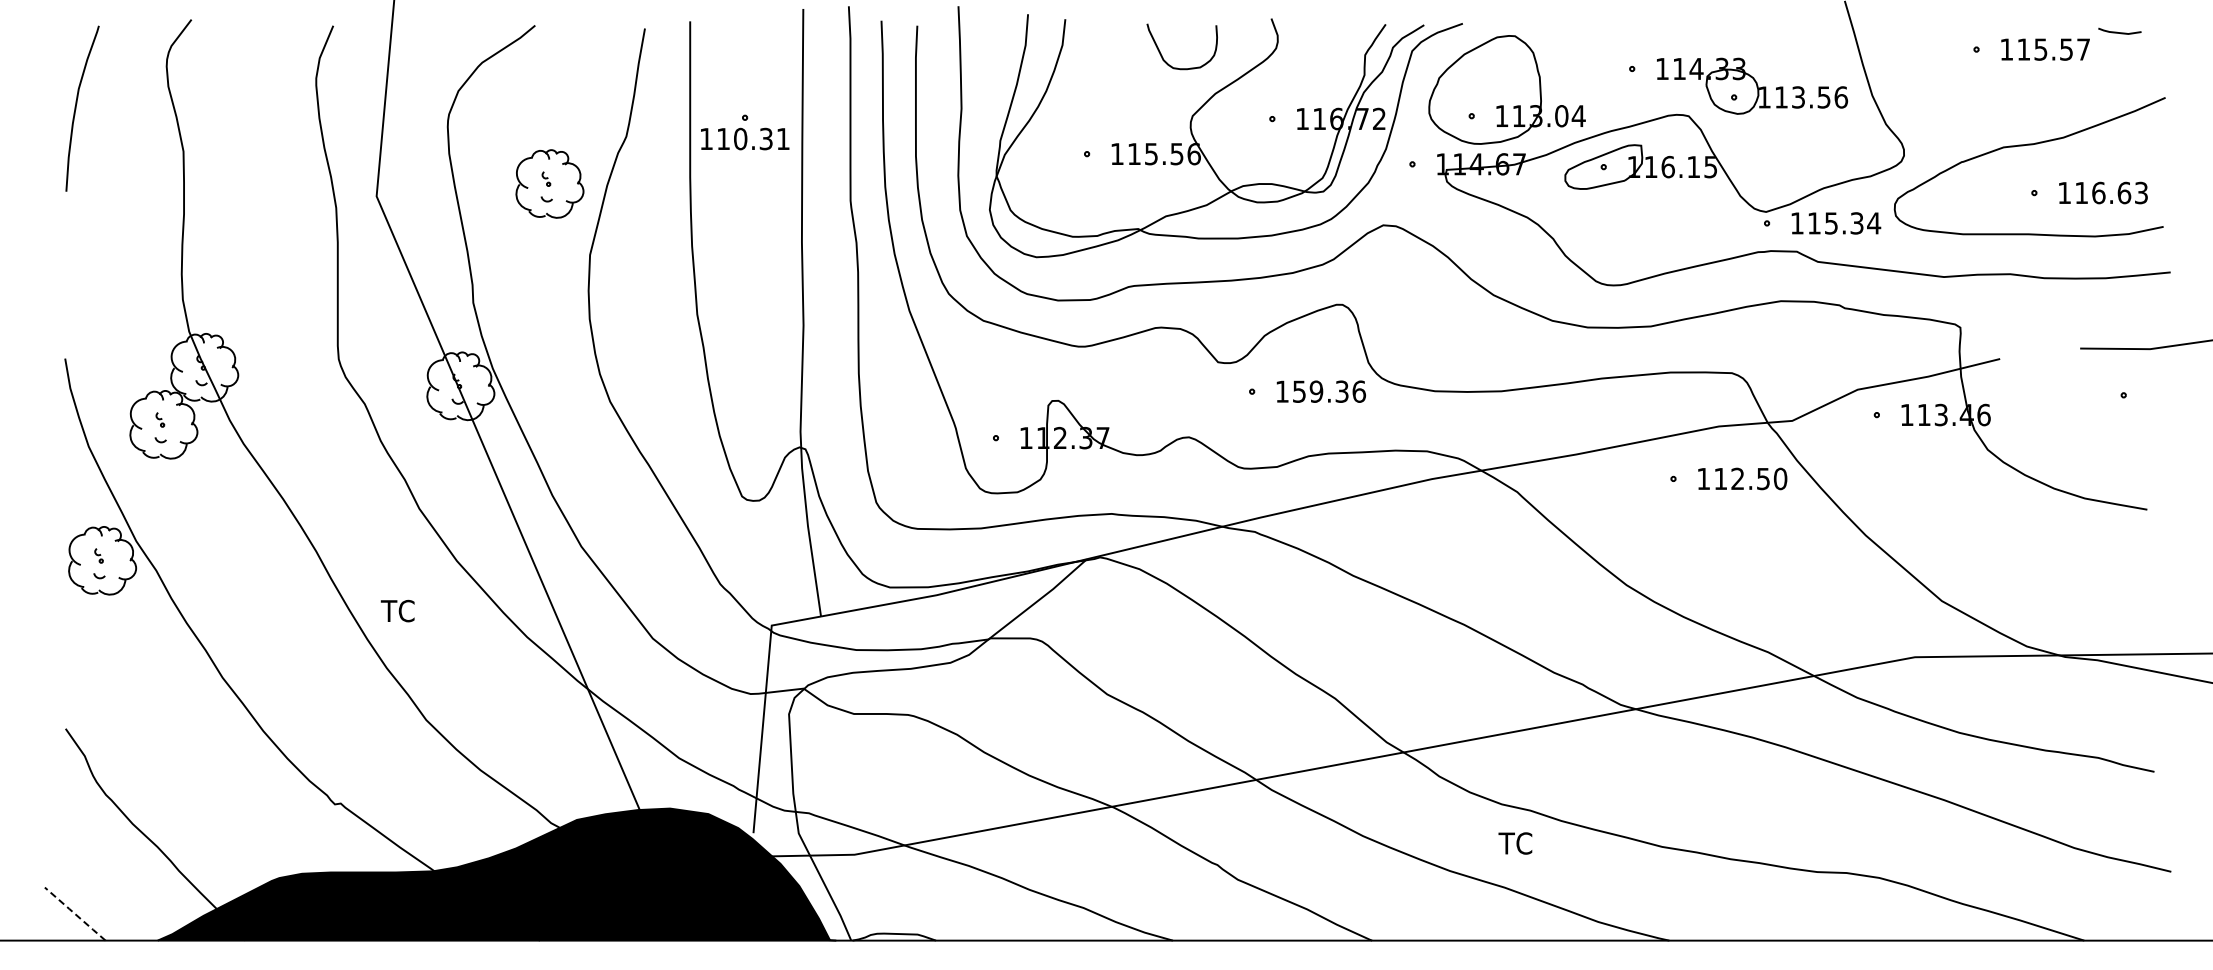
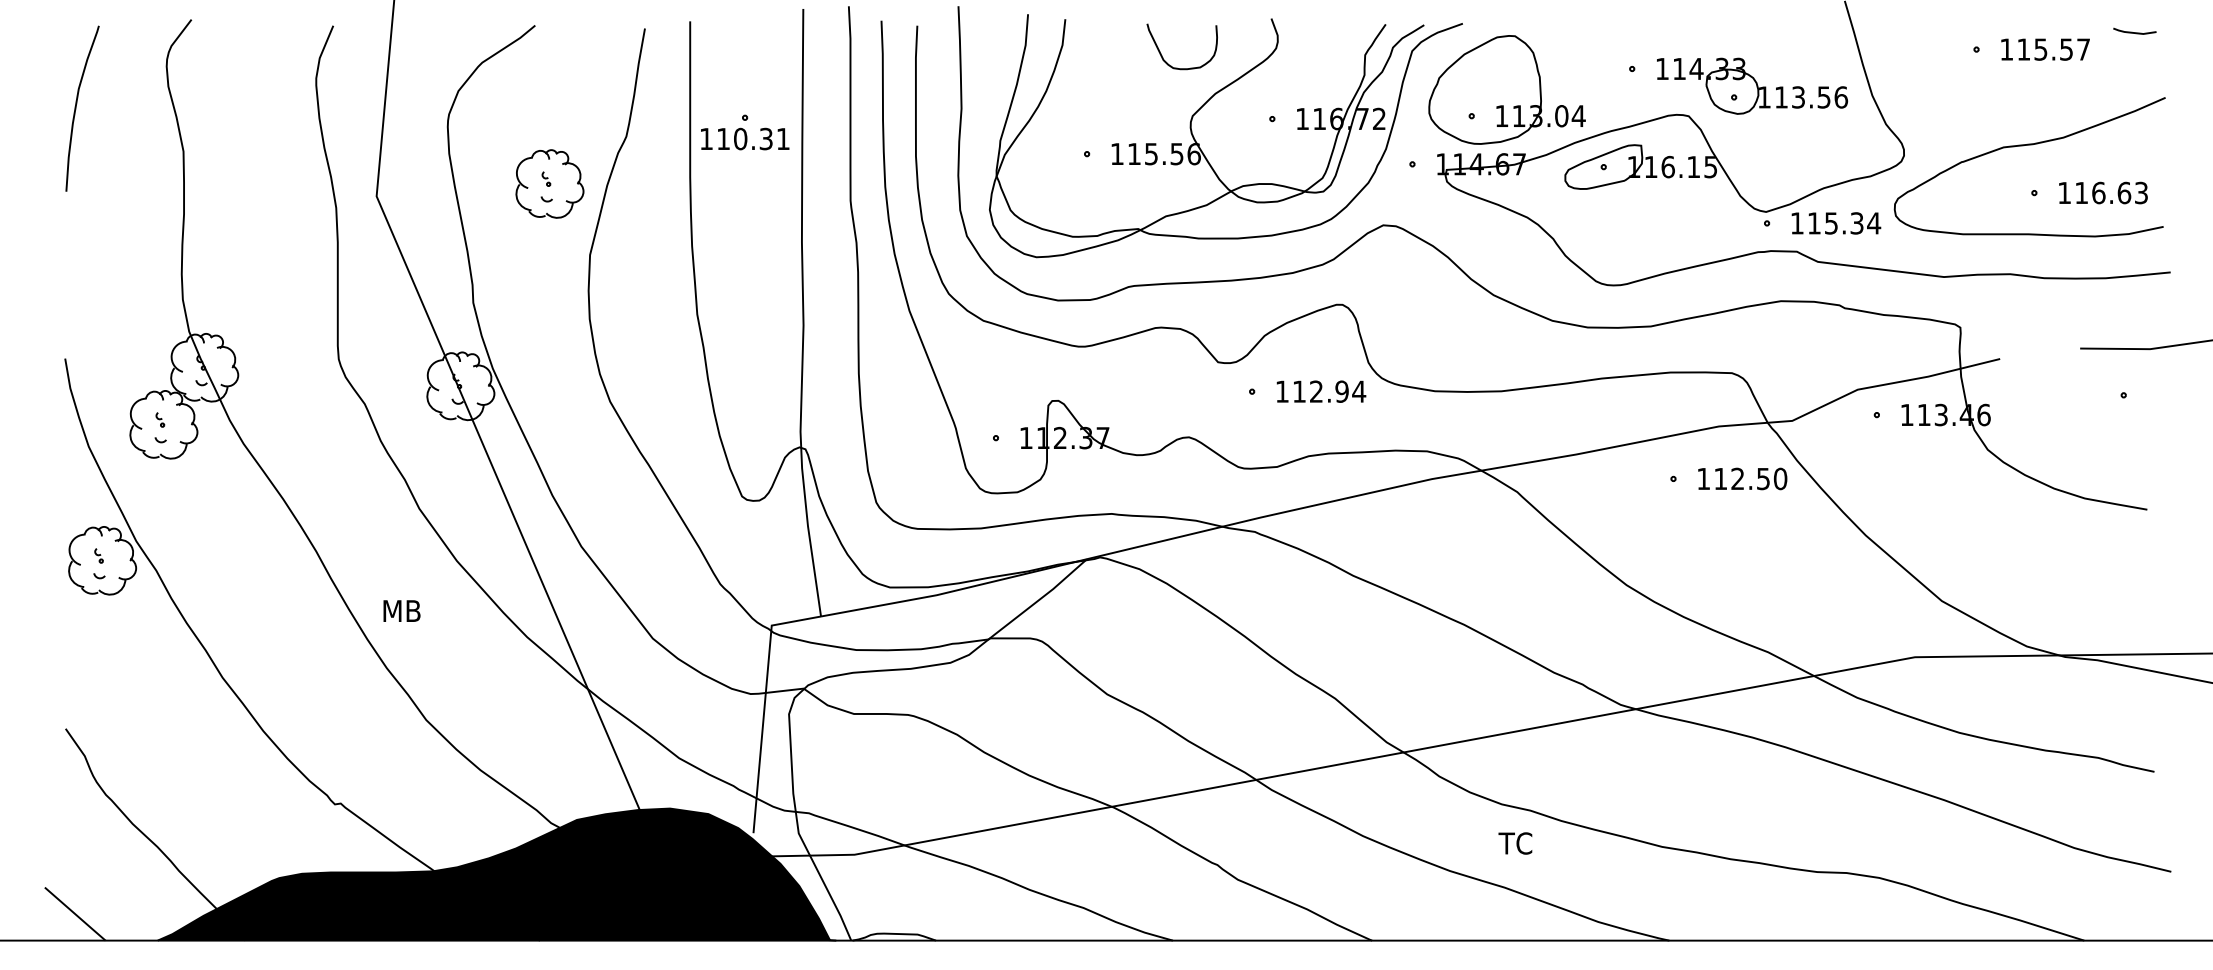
line position: (2119, 32) -> (2134, 32) (2134, 32)
text: 159.36 -> 112.94 (1329, 391)
text: TC -> MB (400, 610)
line: dashed -> solid (75, 914)
